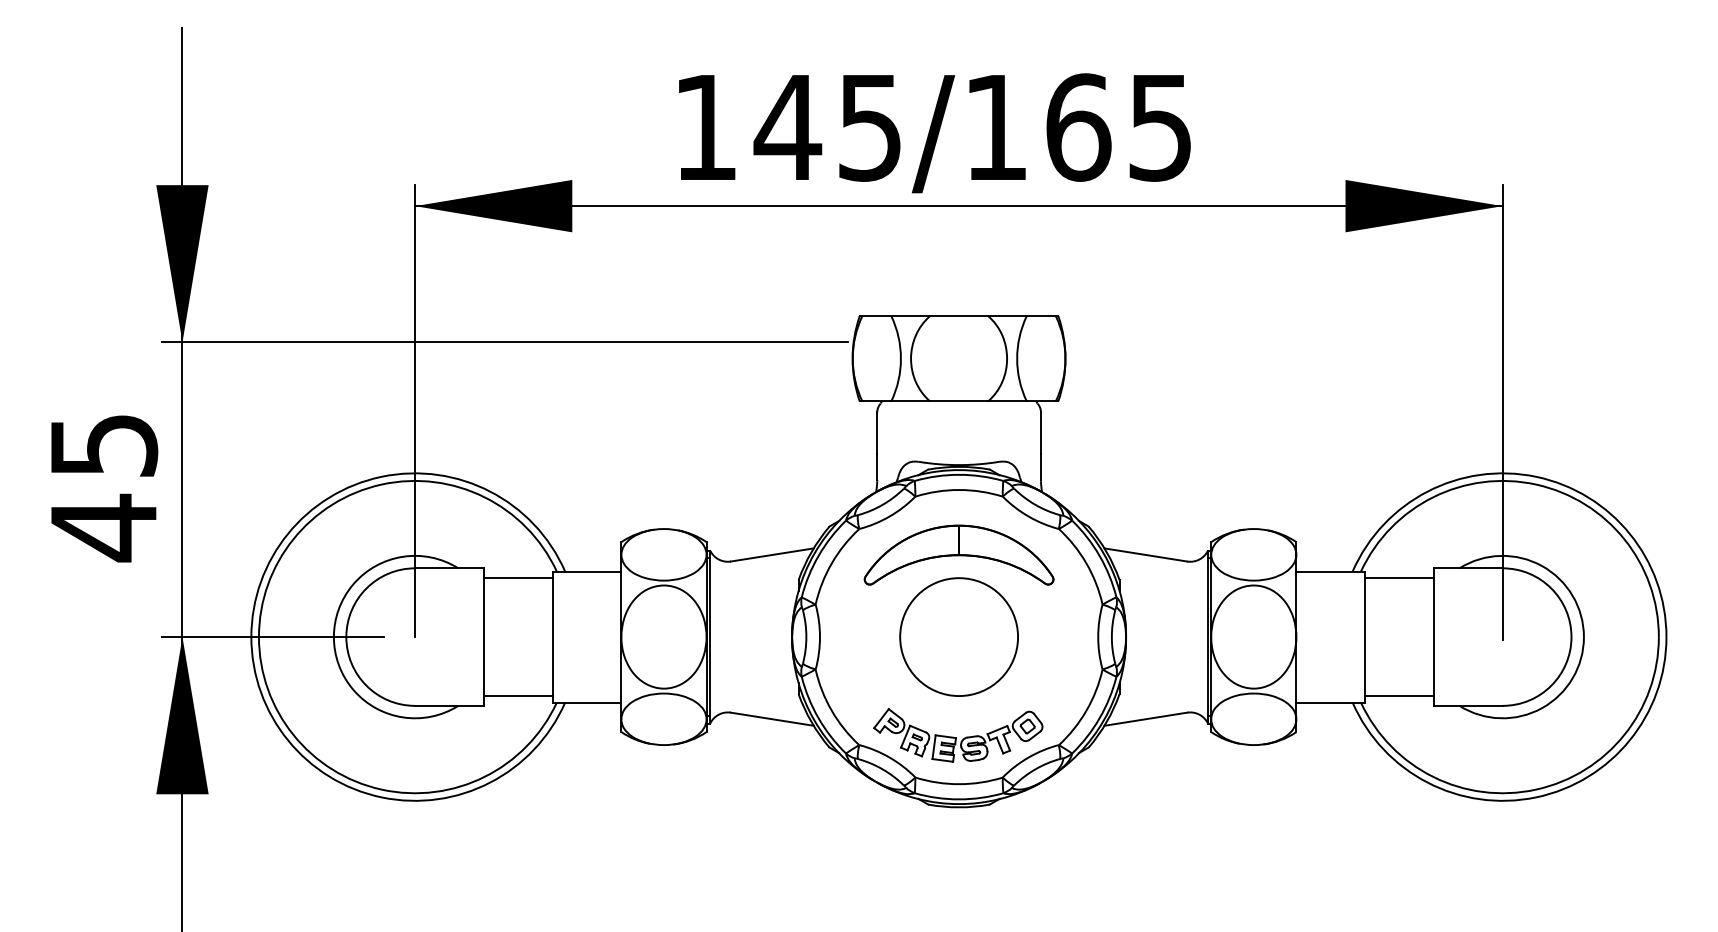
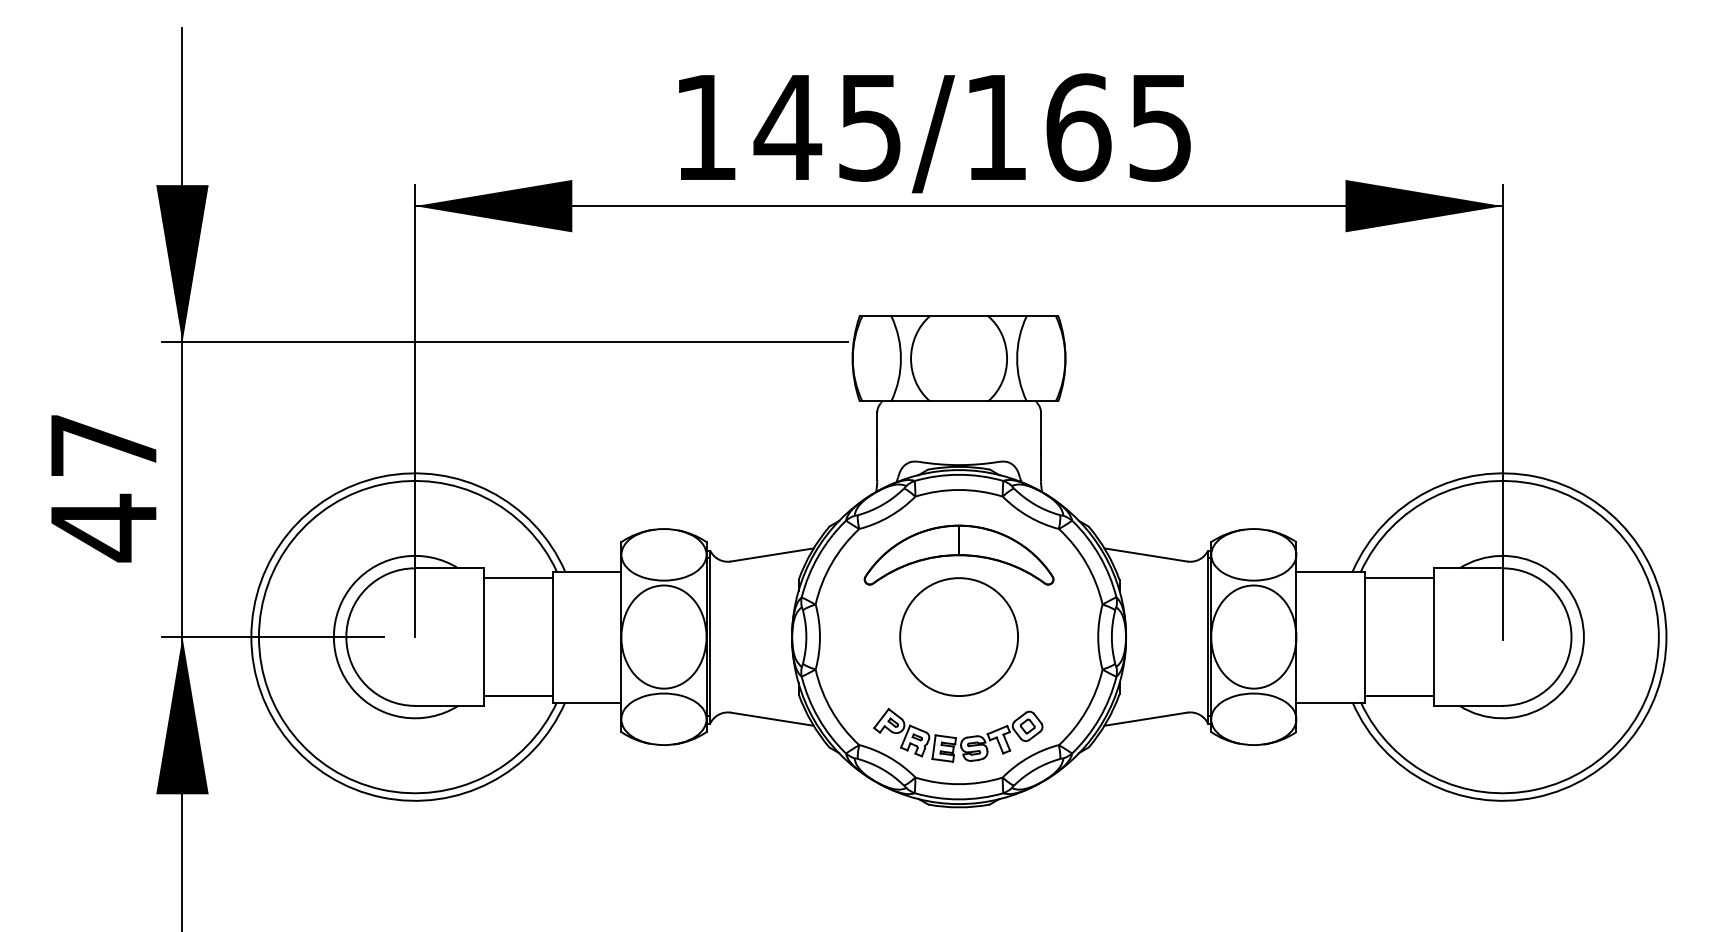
text: 45 -> 47 (104, 445)
